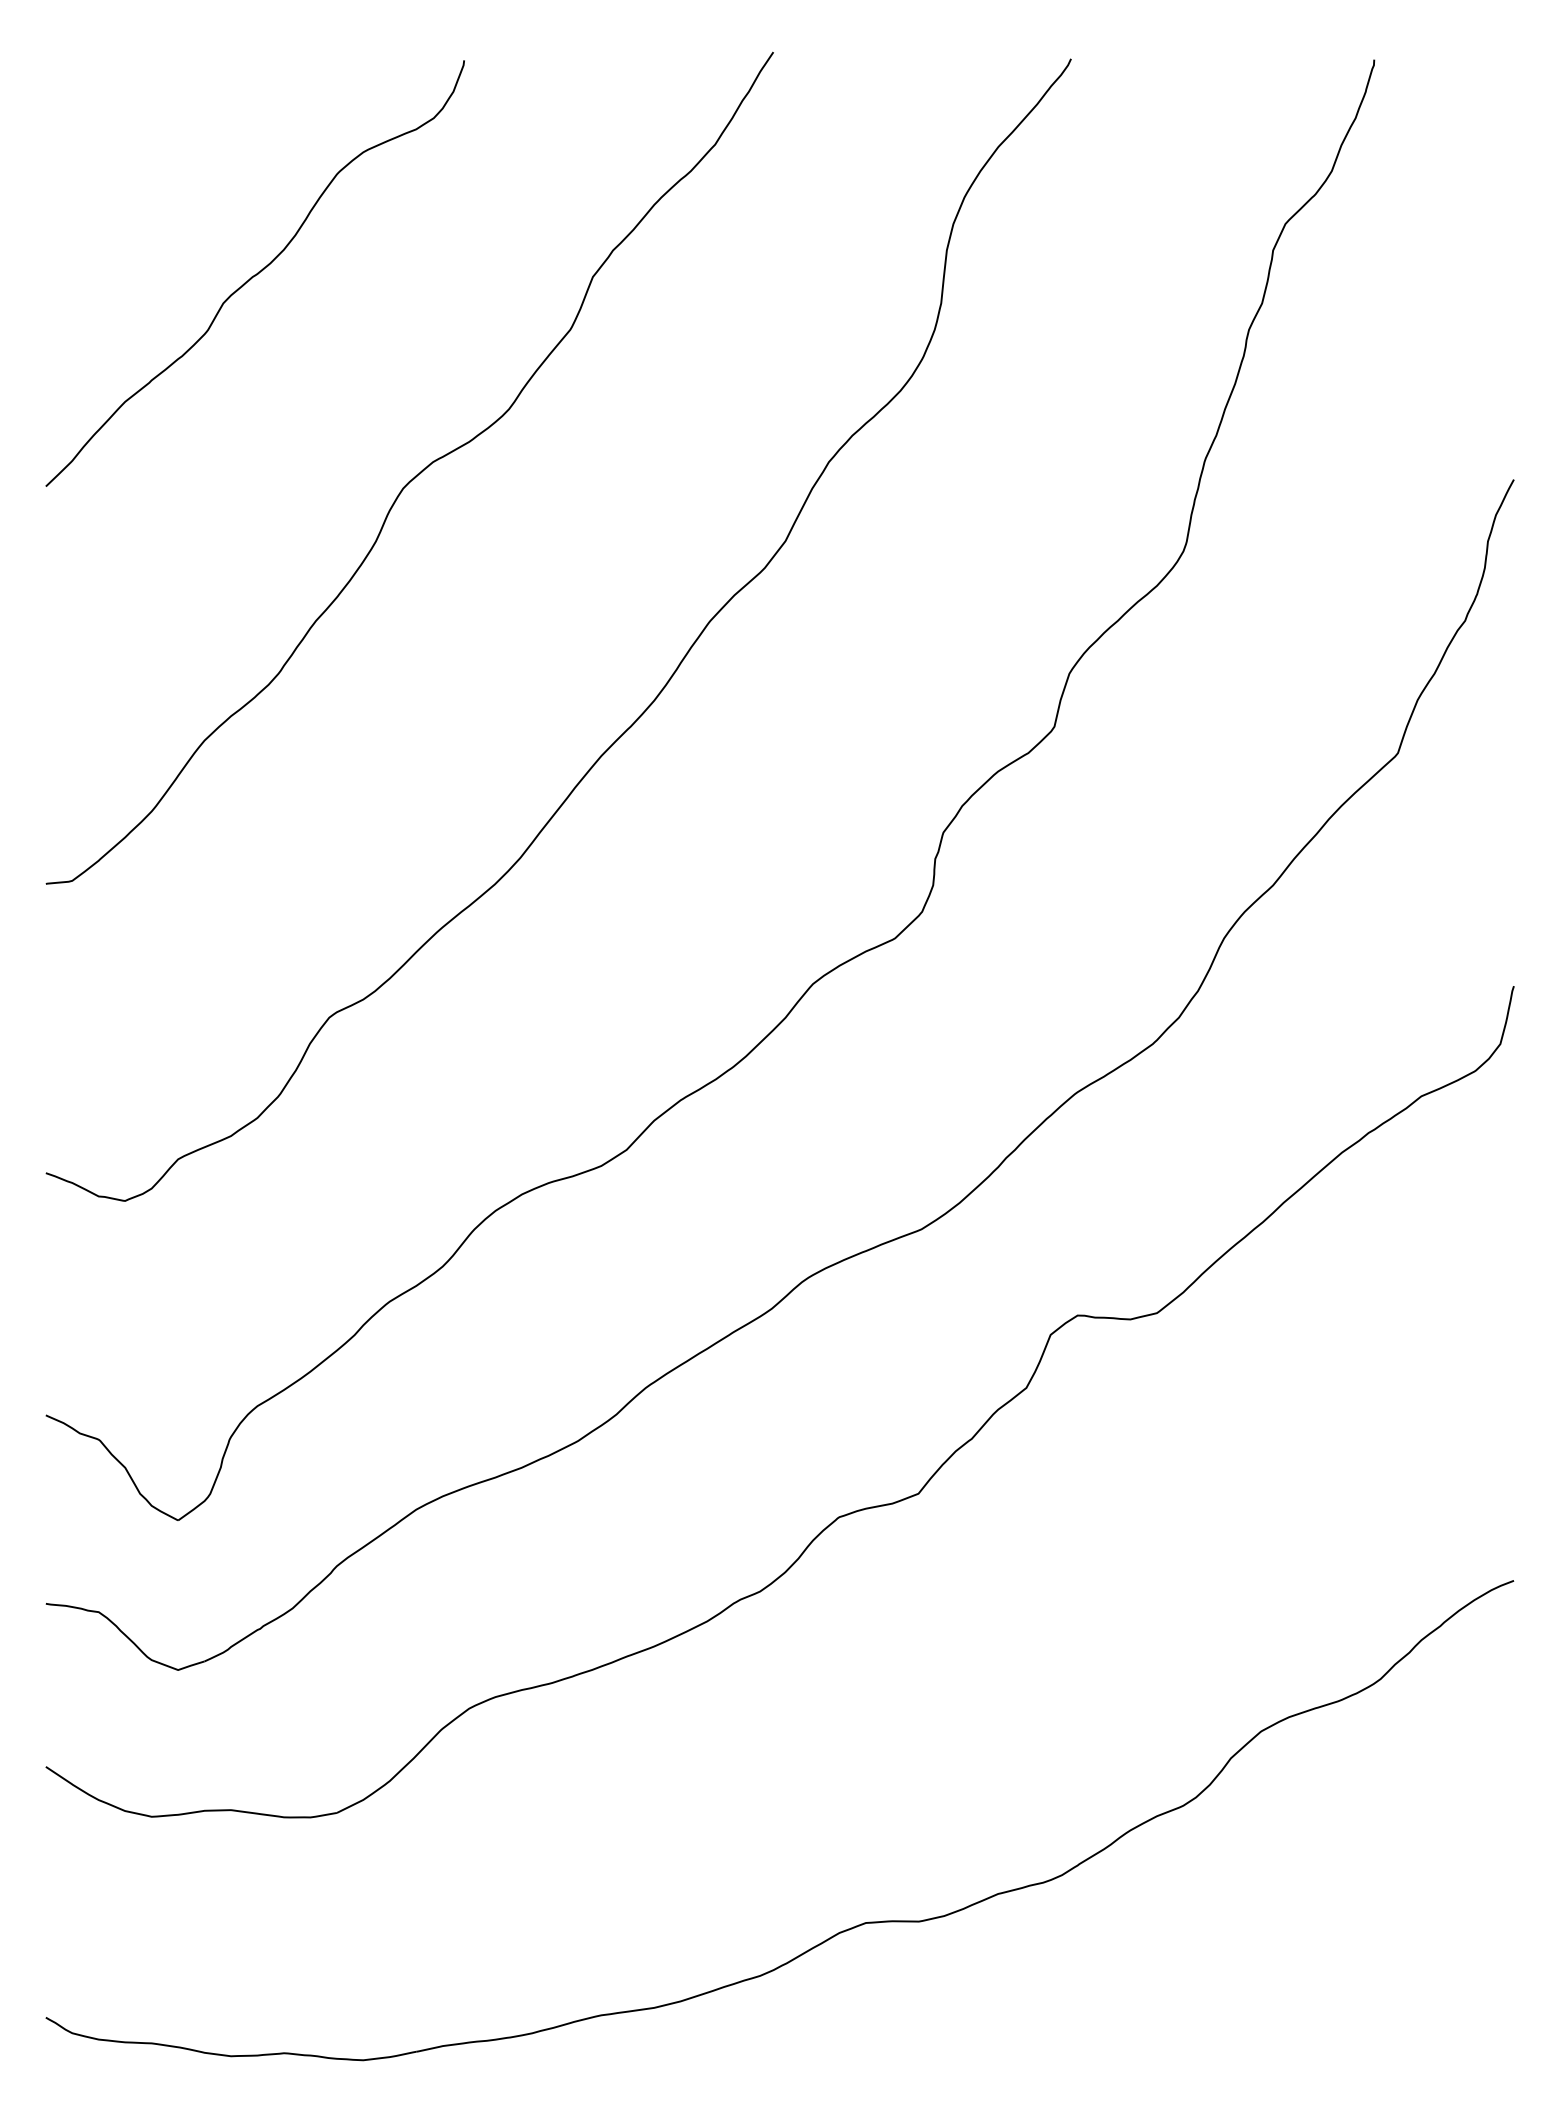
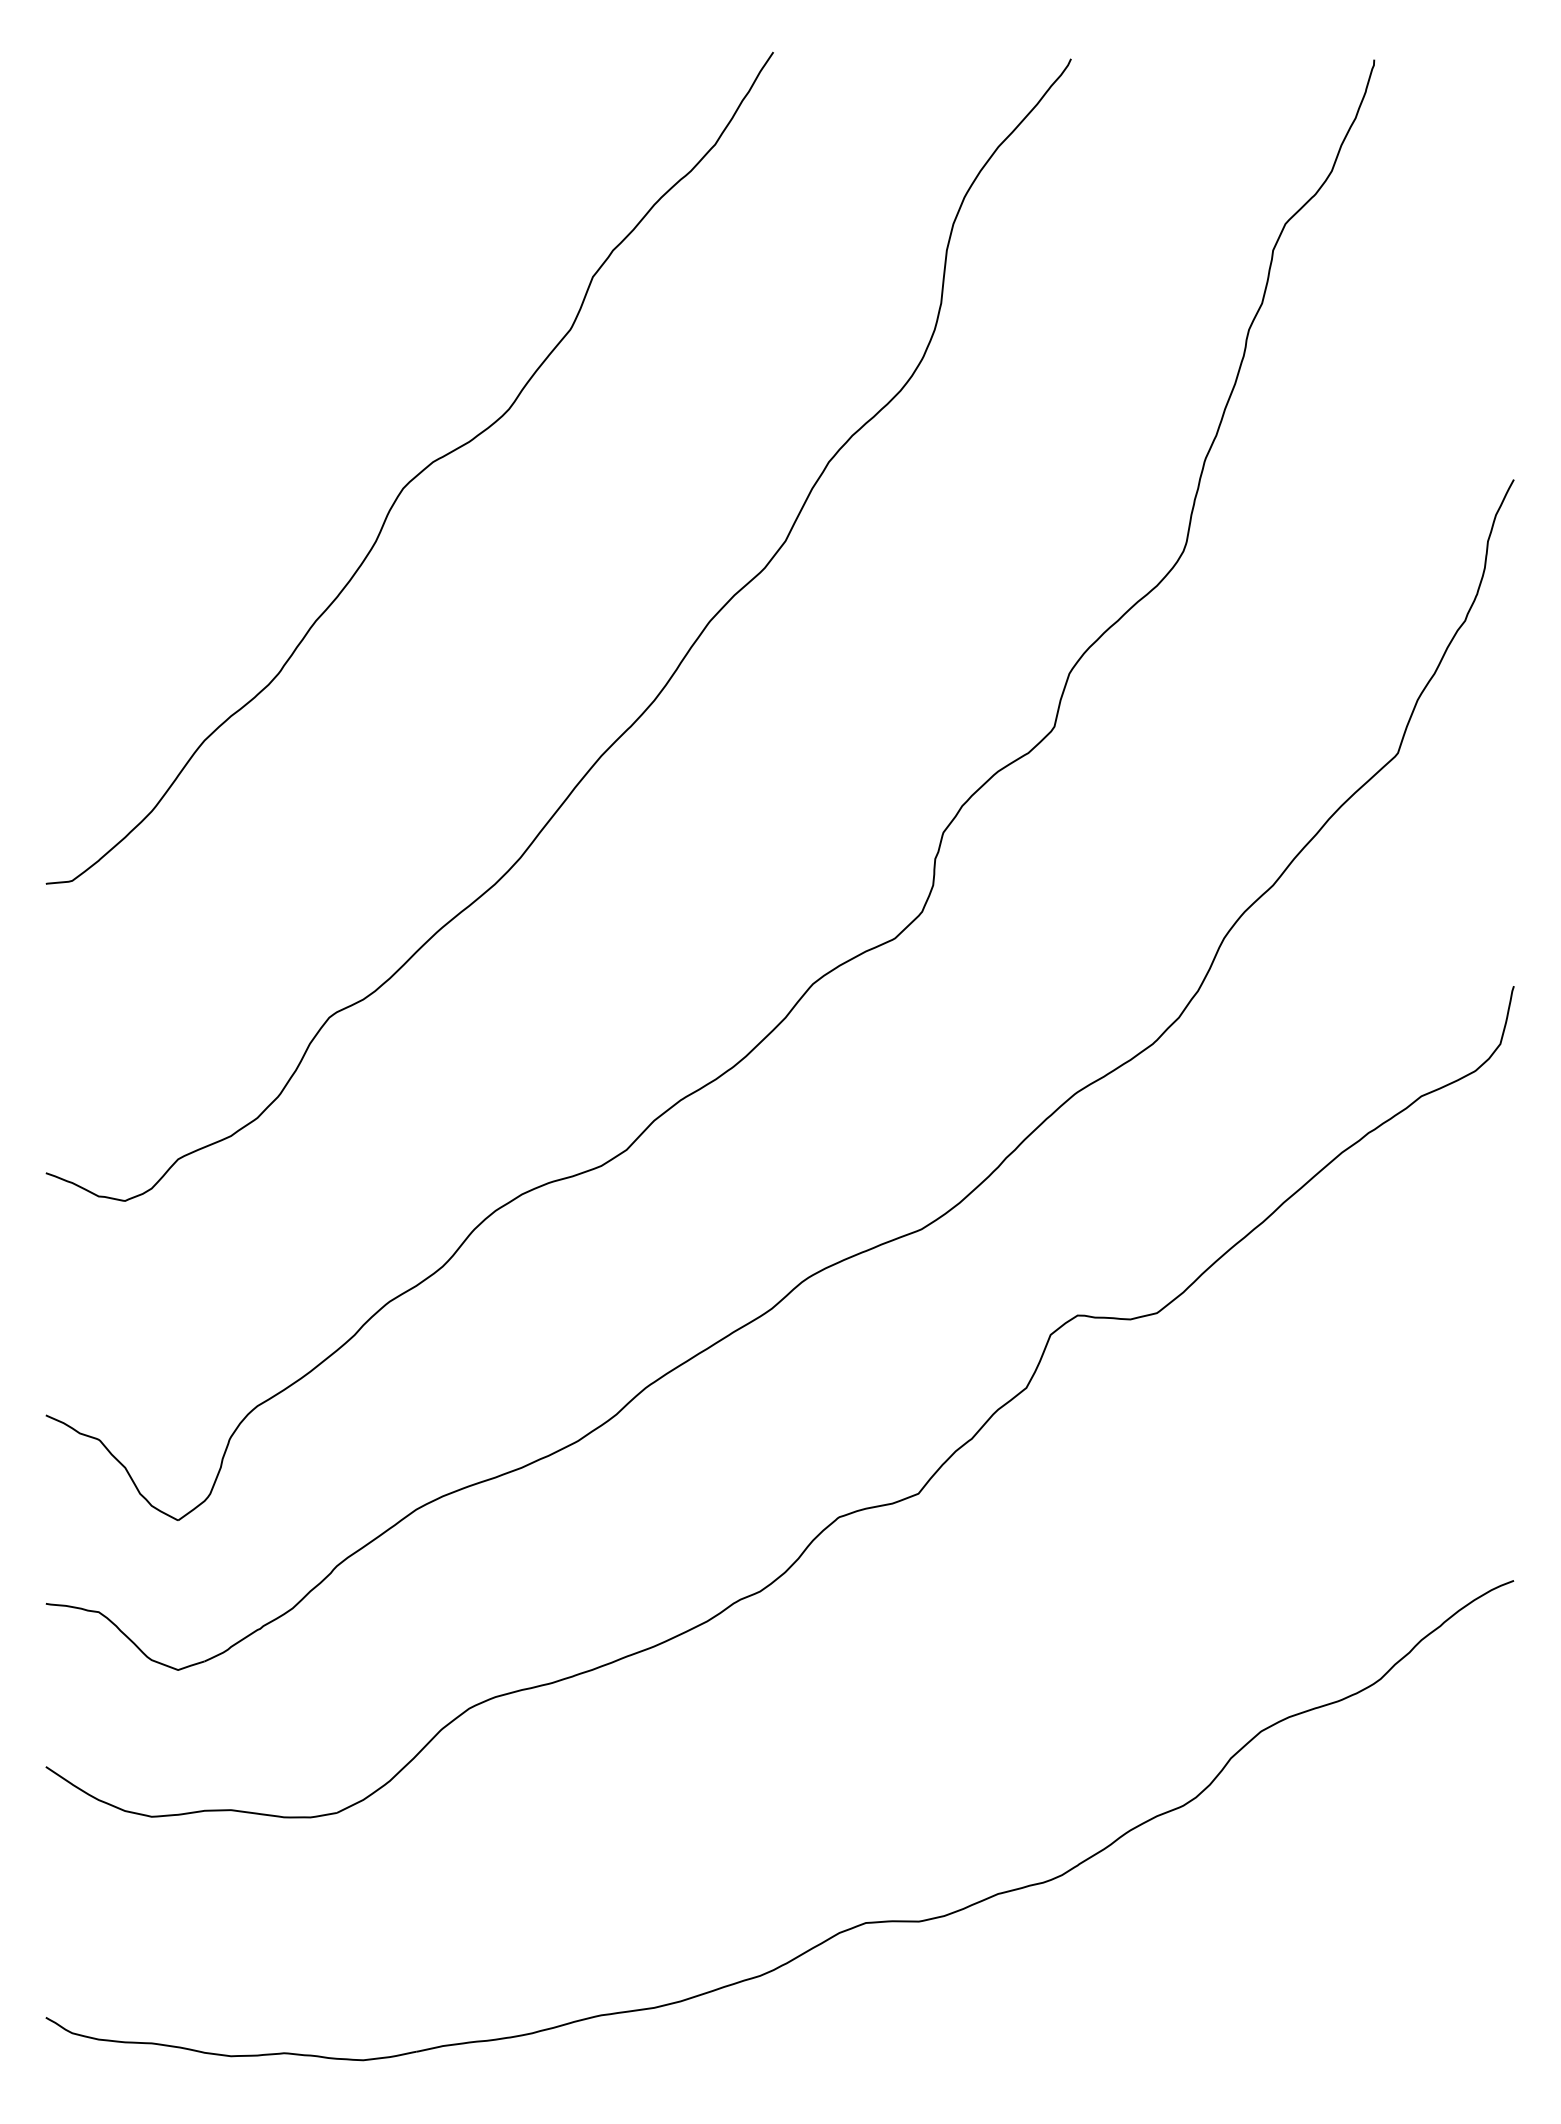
curve: present -> none (254, 274)
